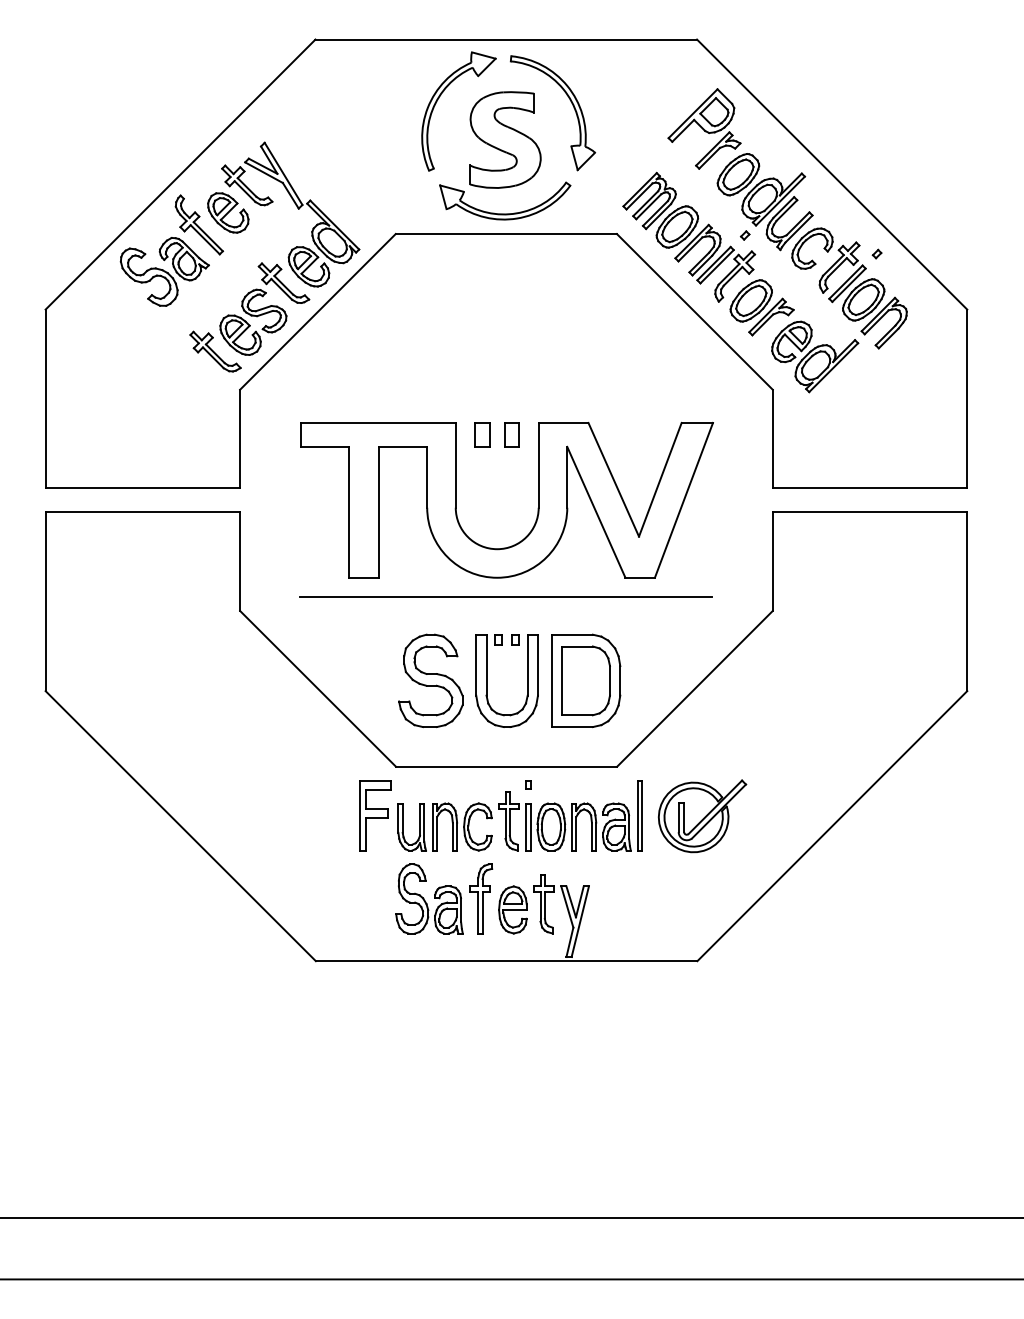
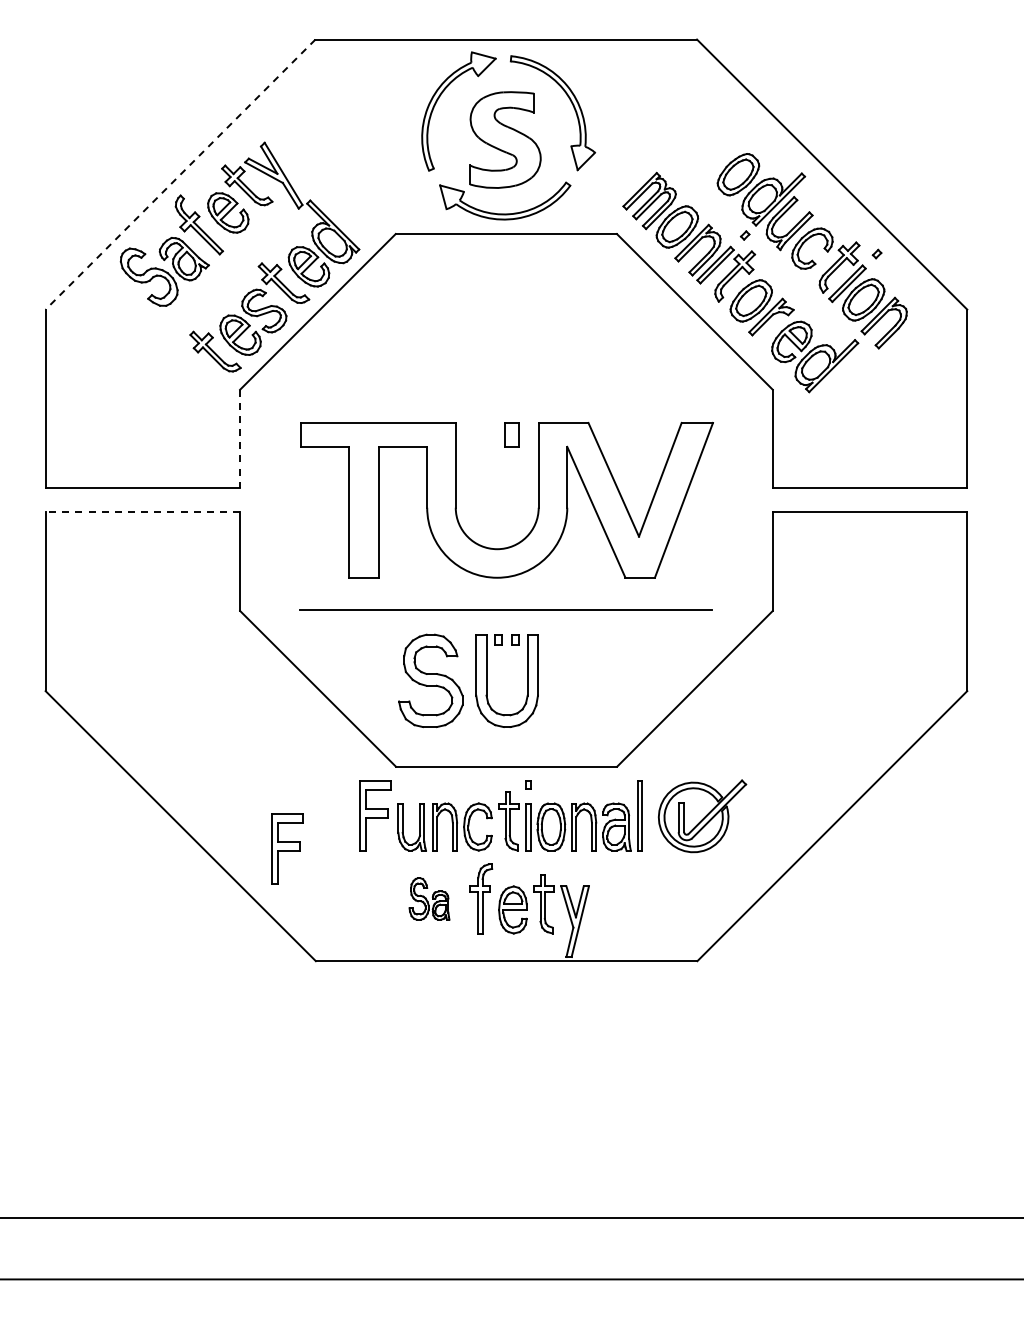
part: present -> none (704, 128)
line: solid -> dashed (180, 174)
part: present -> none (482, 434)
line: solid -> dashed (240, 439)
line: solid -> dashed (142, 512)
line position: (505, 596) -> (505, 609) (505, 609)
part: present -> none (586, 680)
part: none -> present (287, 848)
part size: 69x72 px -> 43x44 px (429, 898)
